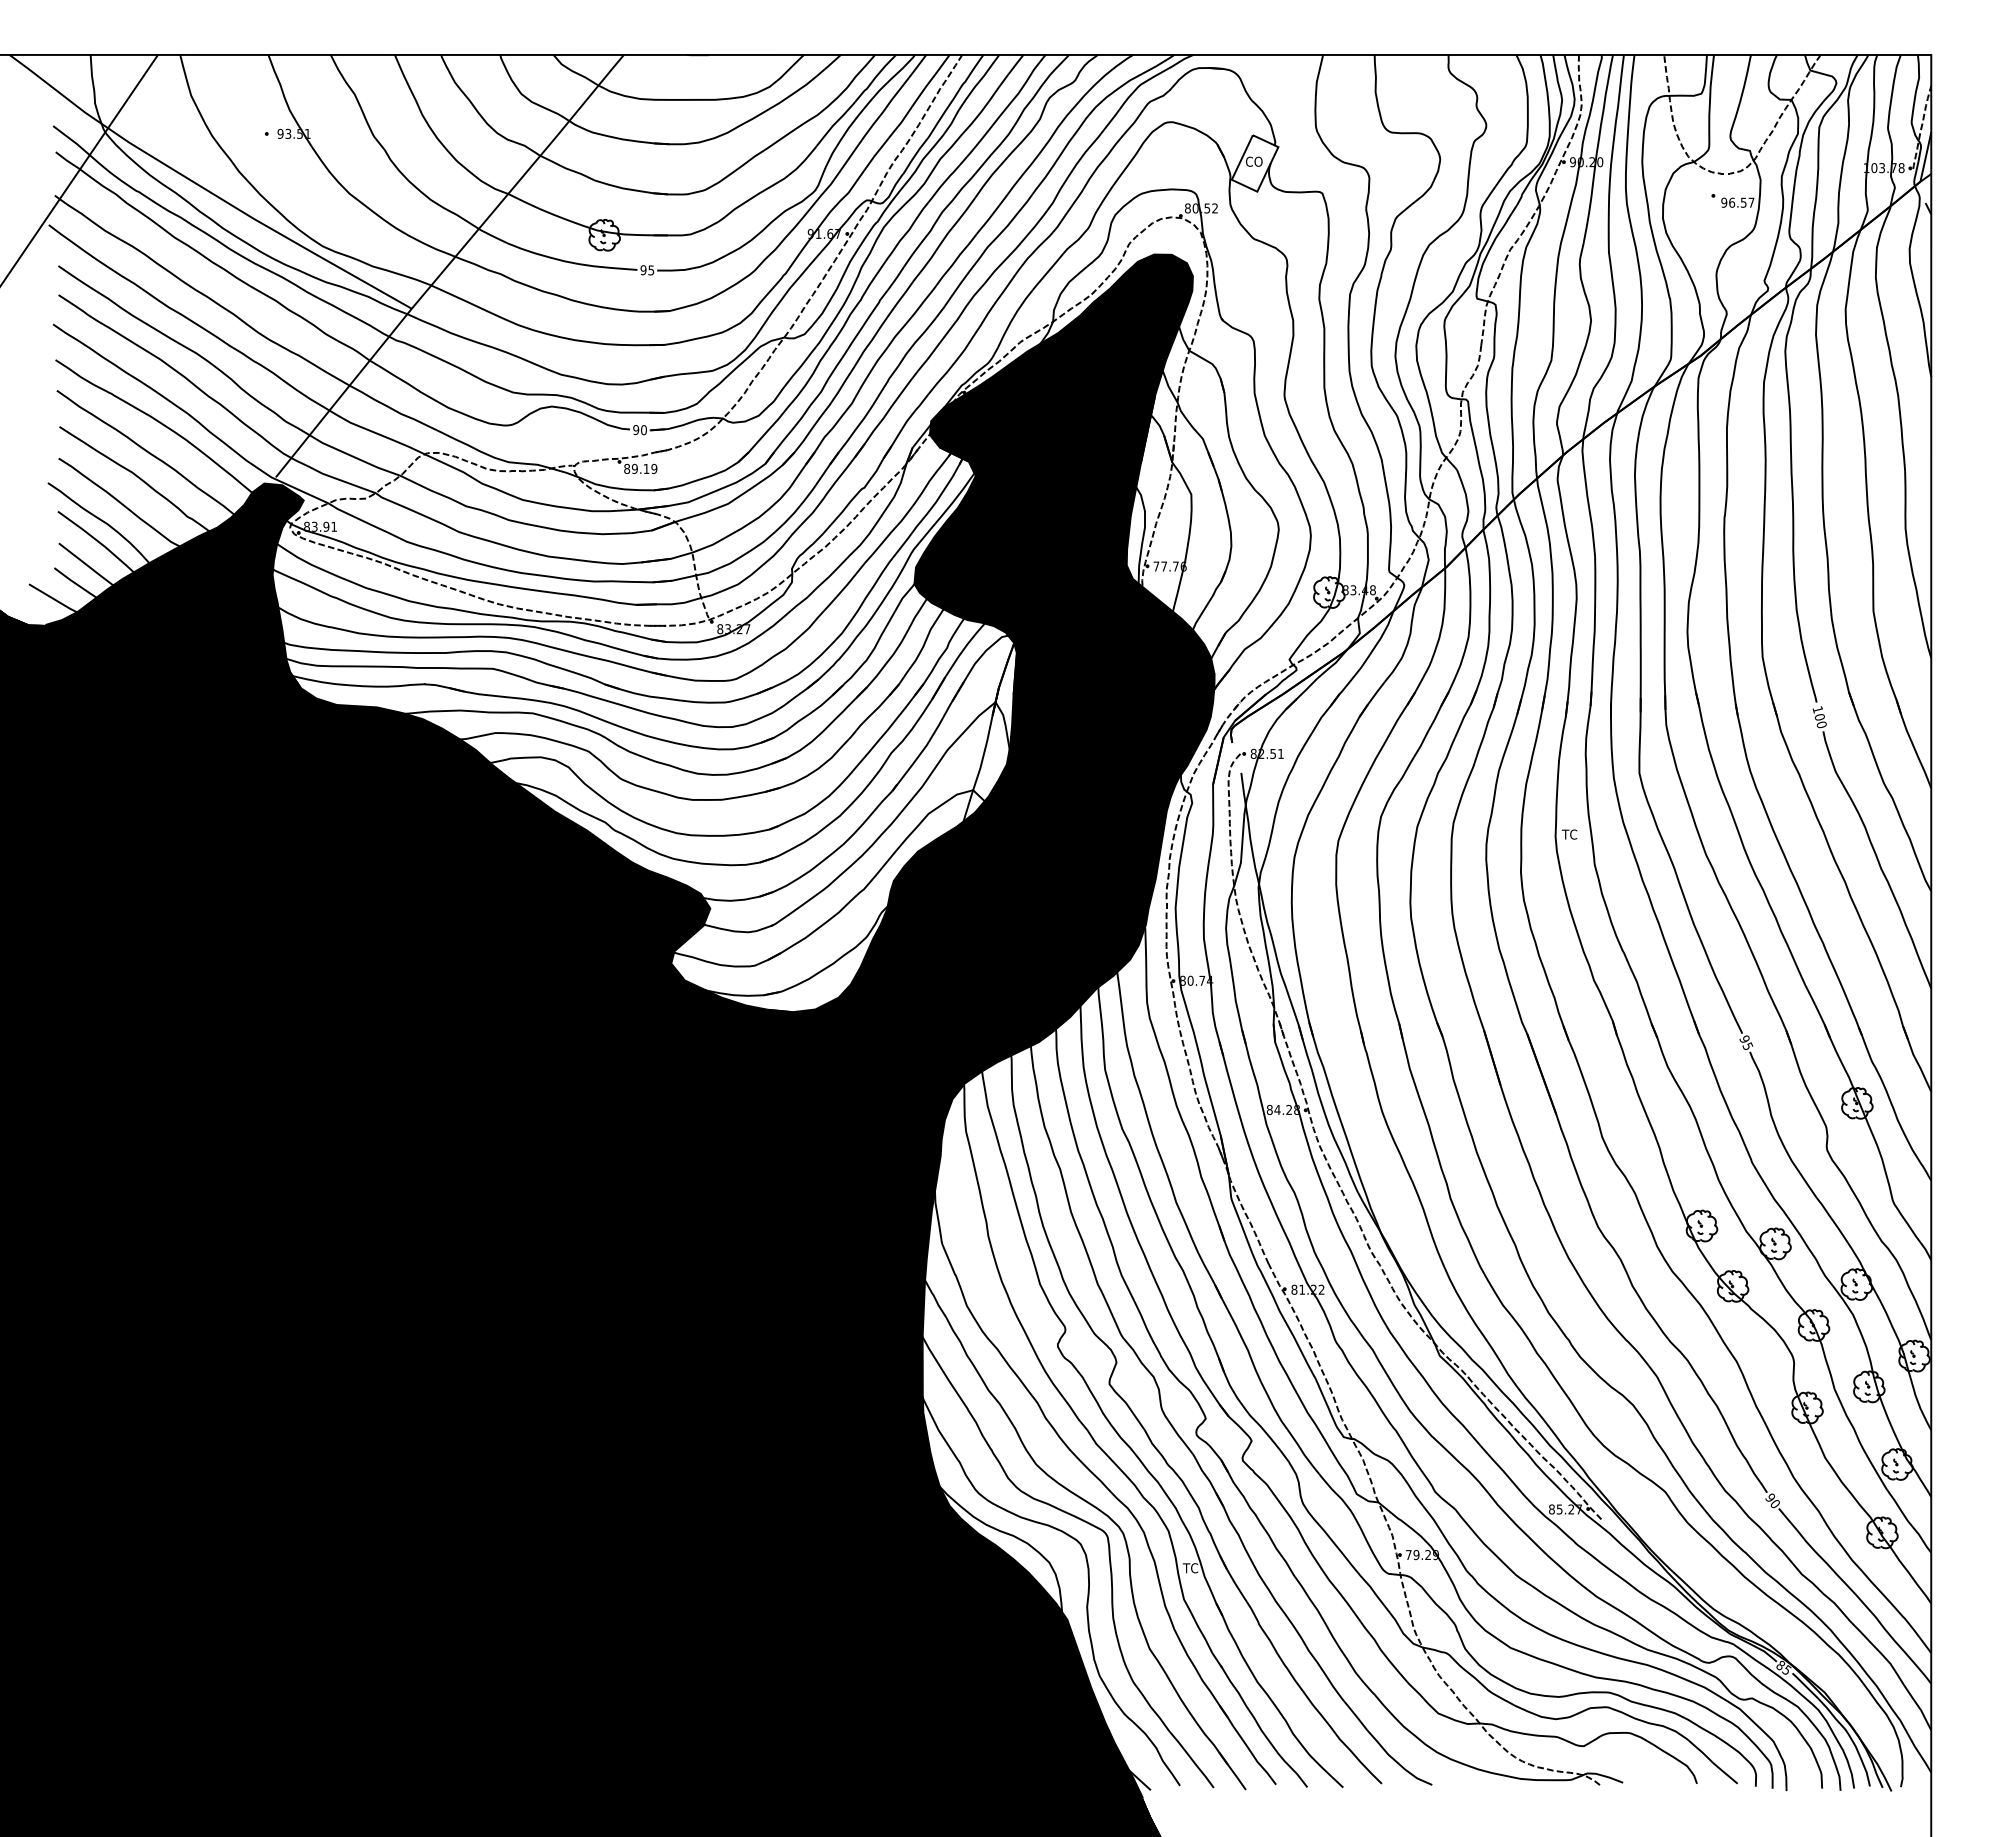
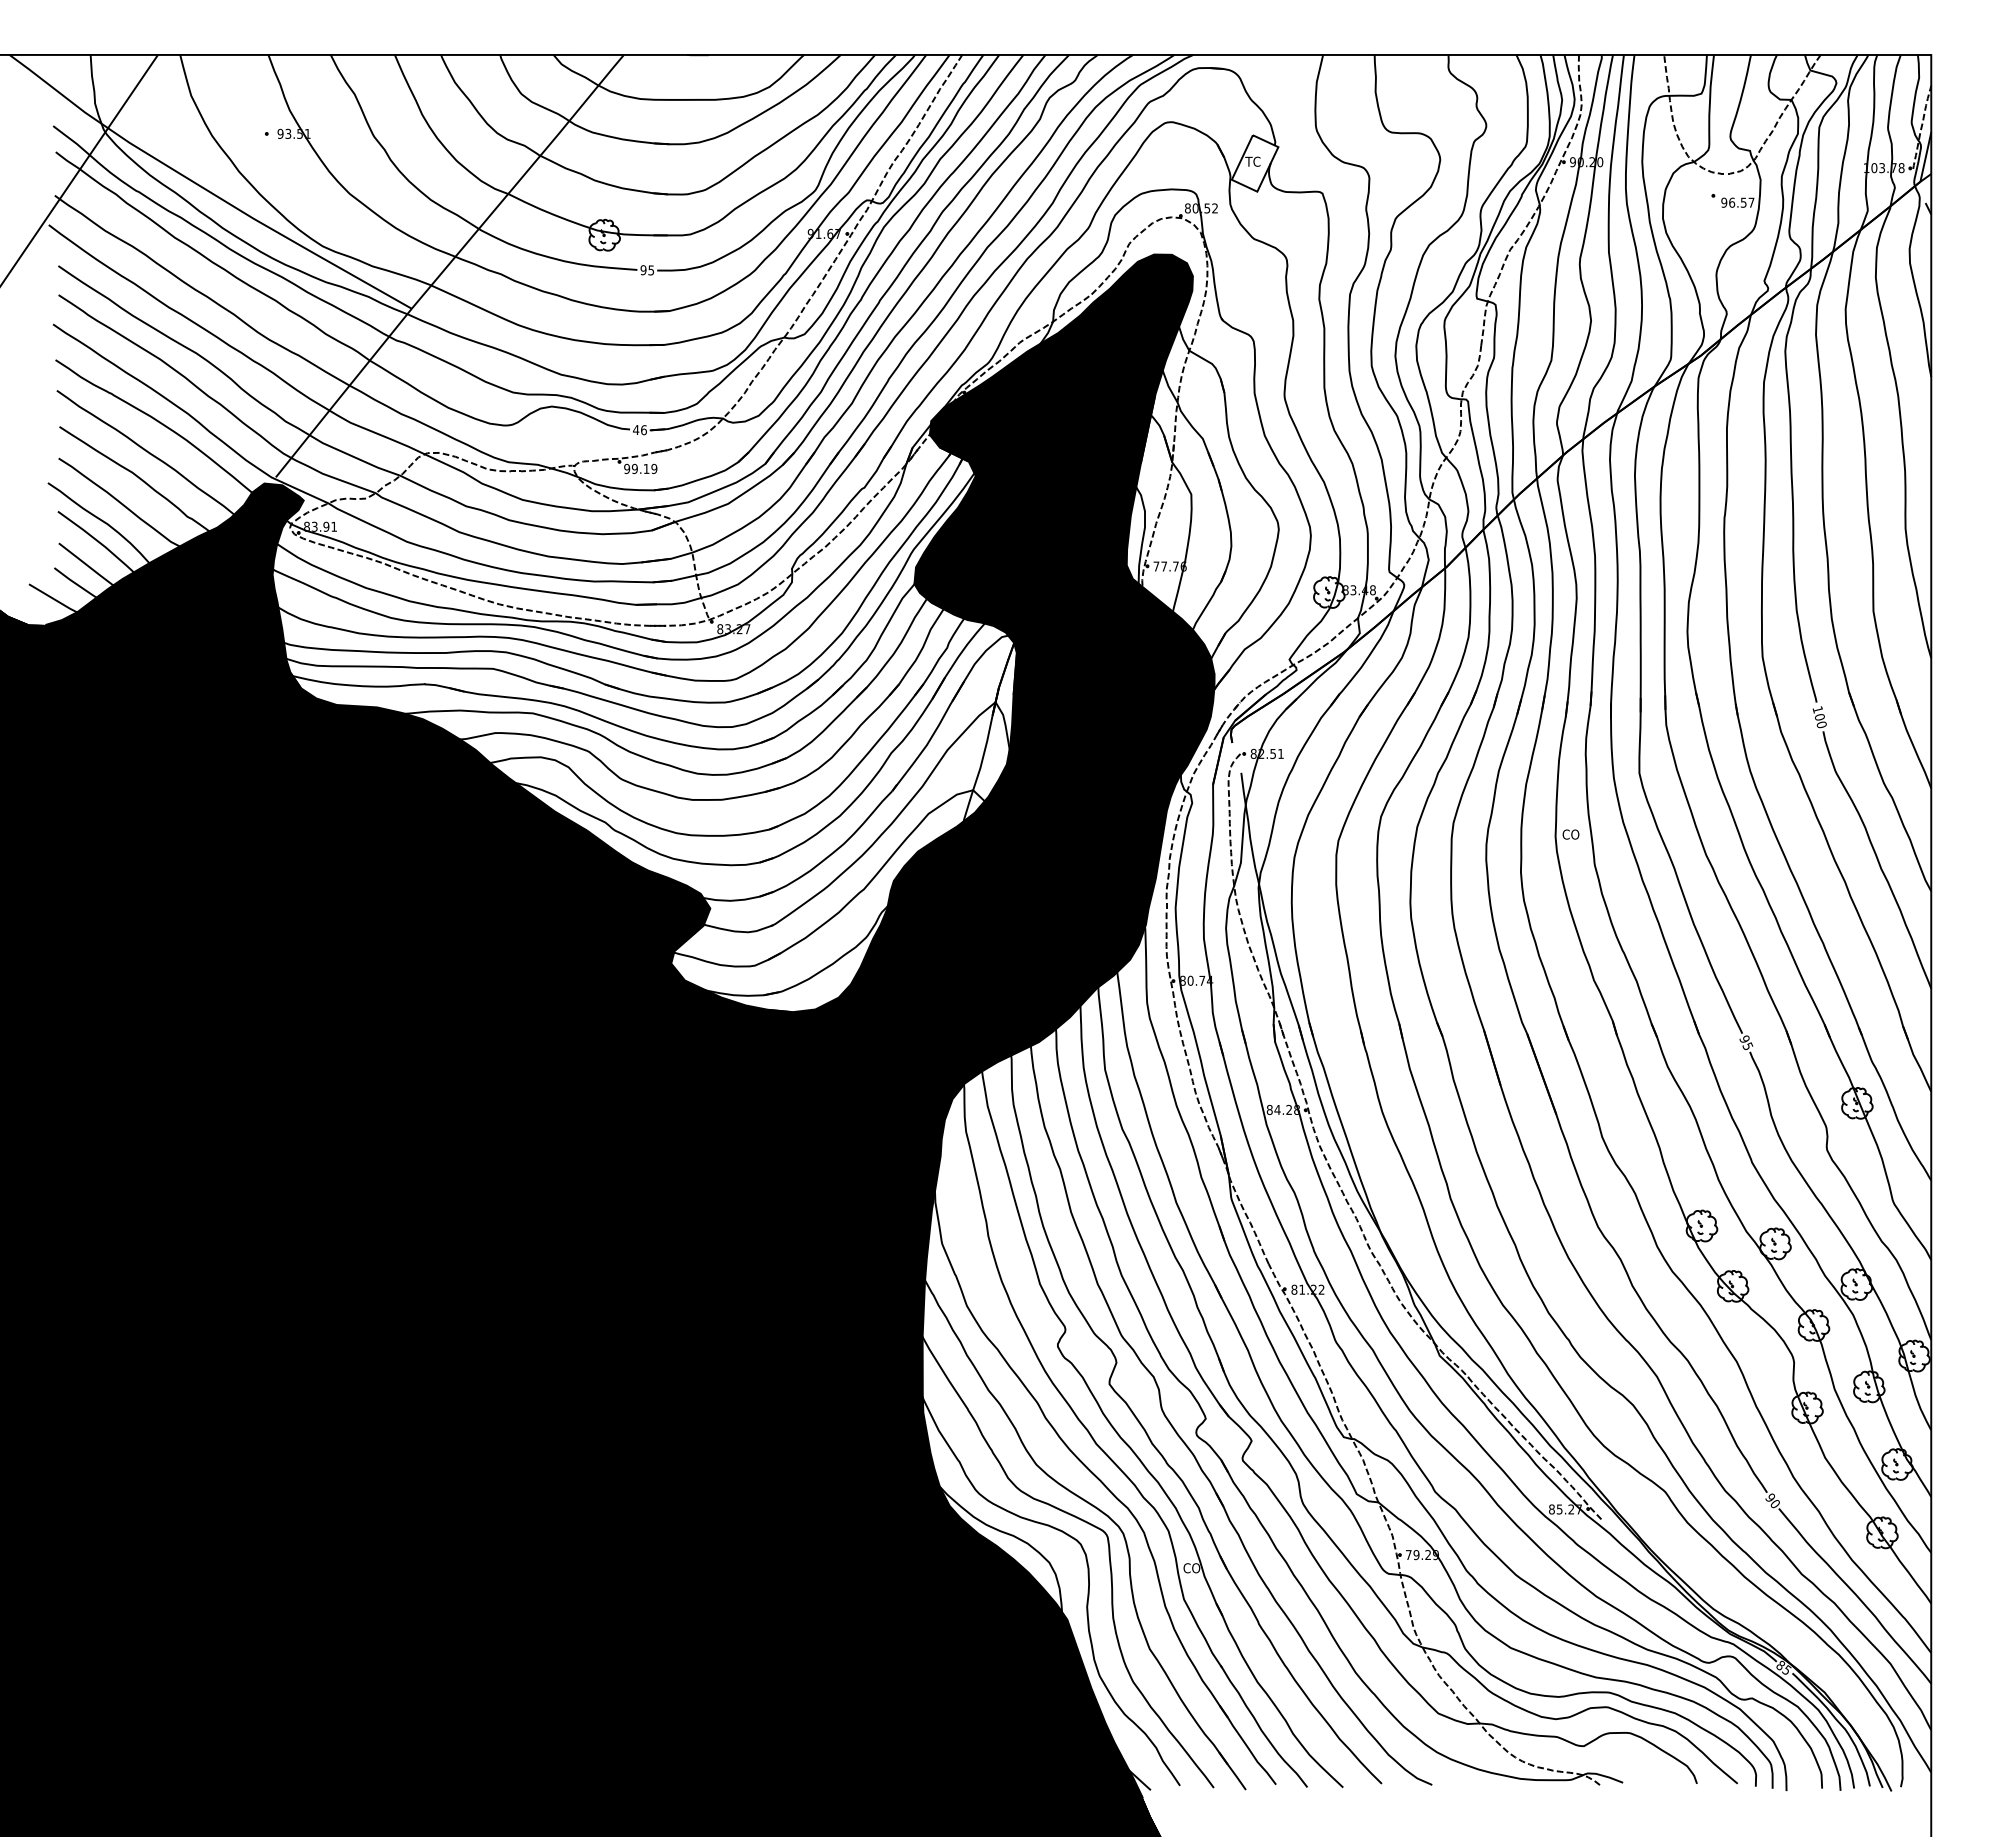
text: CO -> TC (1253, 161)
text: 90 -> 46 (639, 430)
text: 89.19 -> 99.19 (627, 468)
text: TC -> CO (1570, 834)
text: TC -> CO (1191, 1568)
